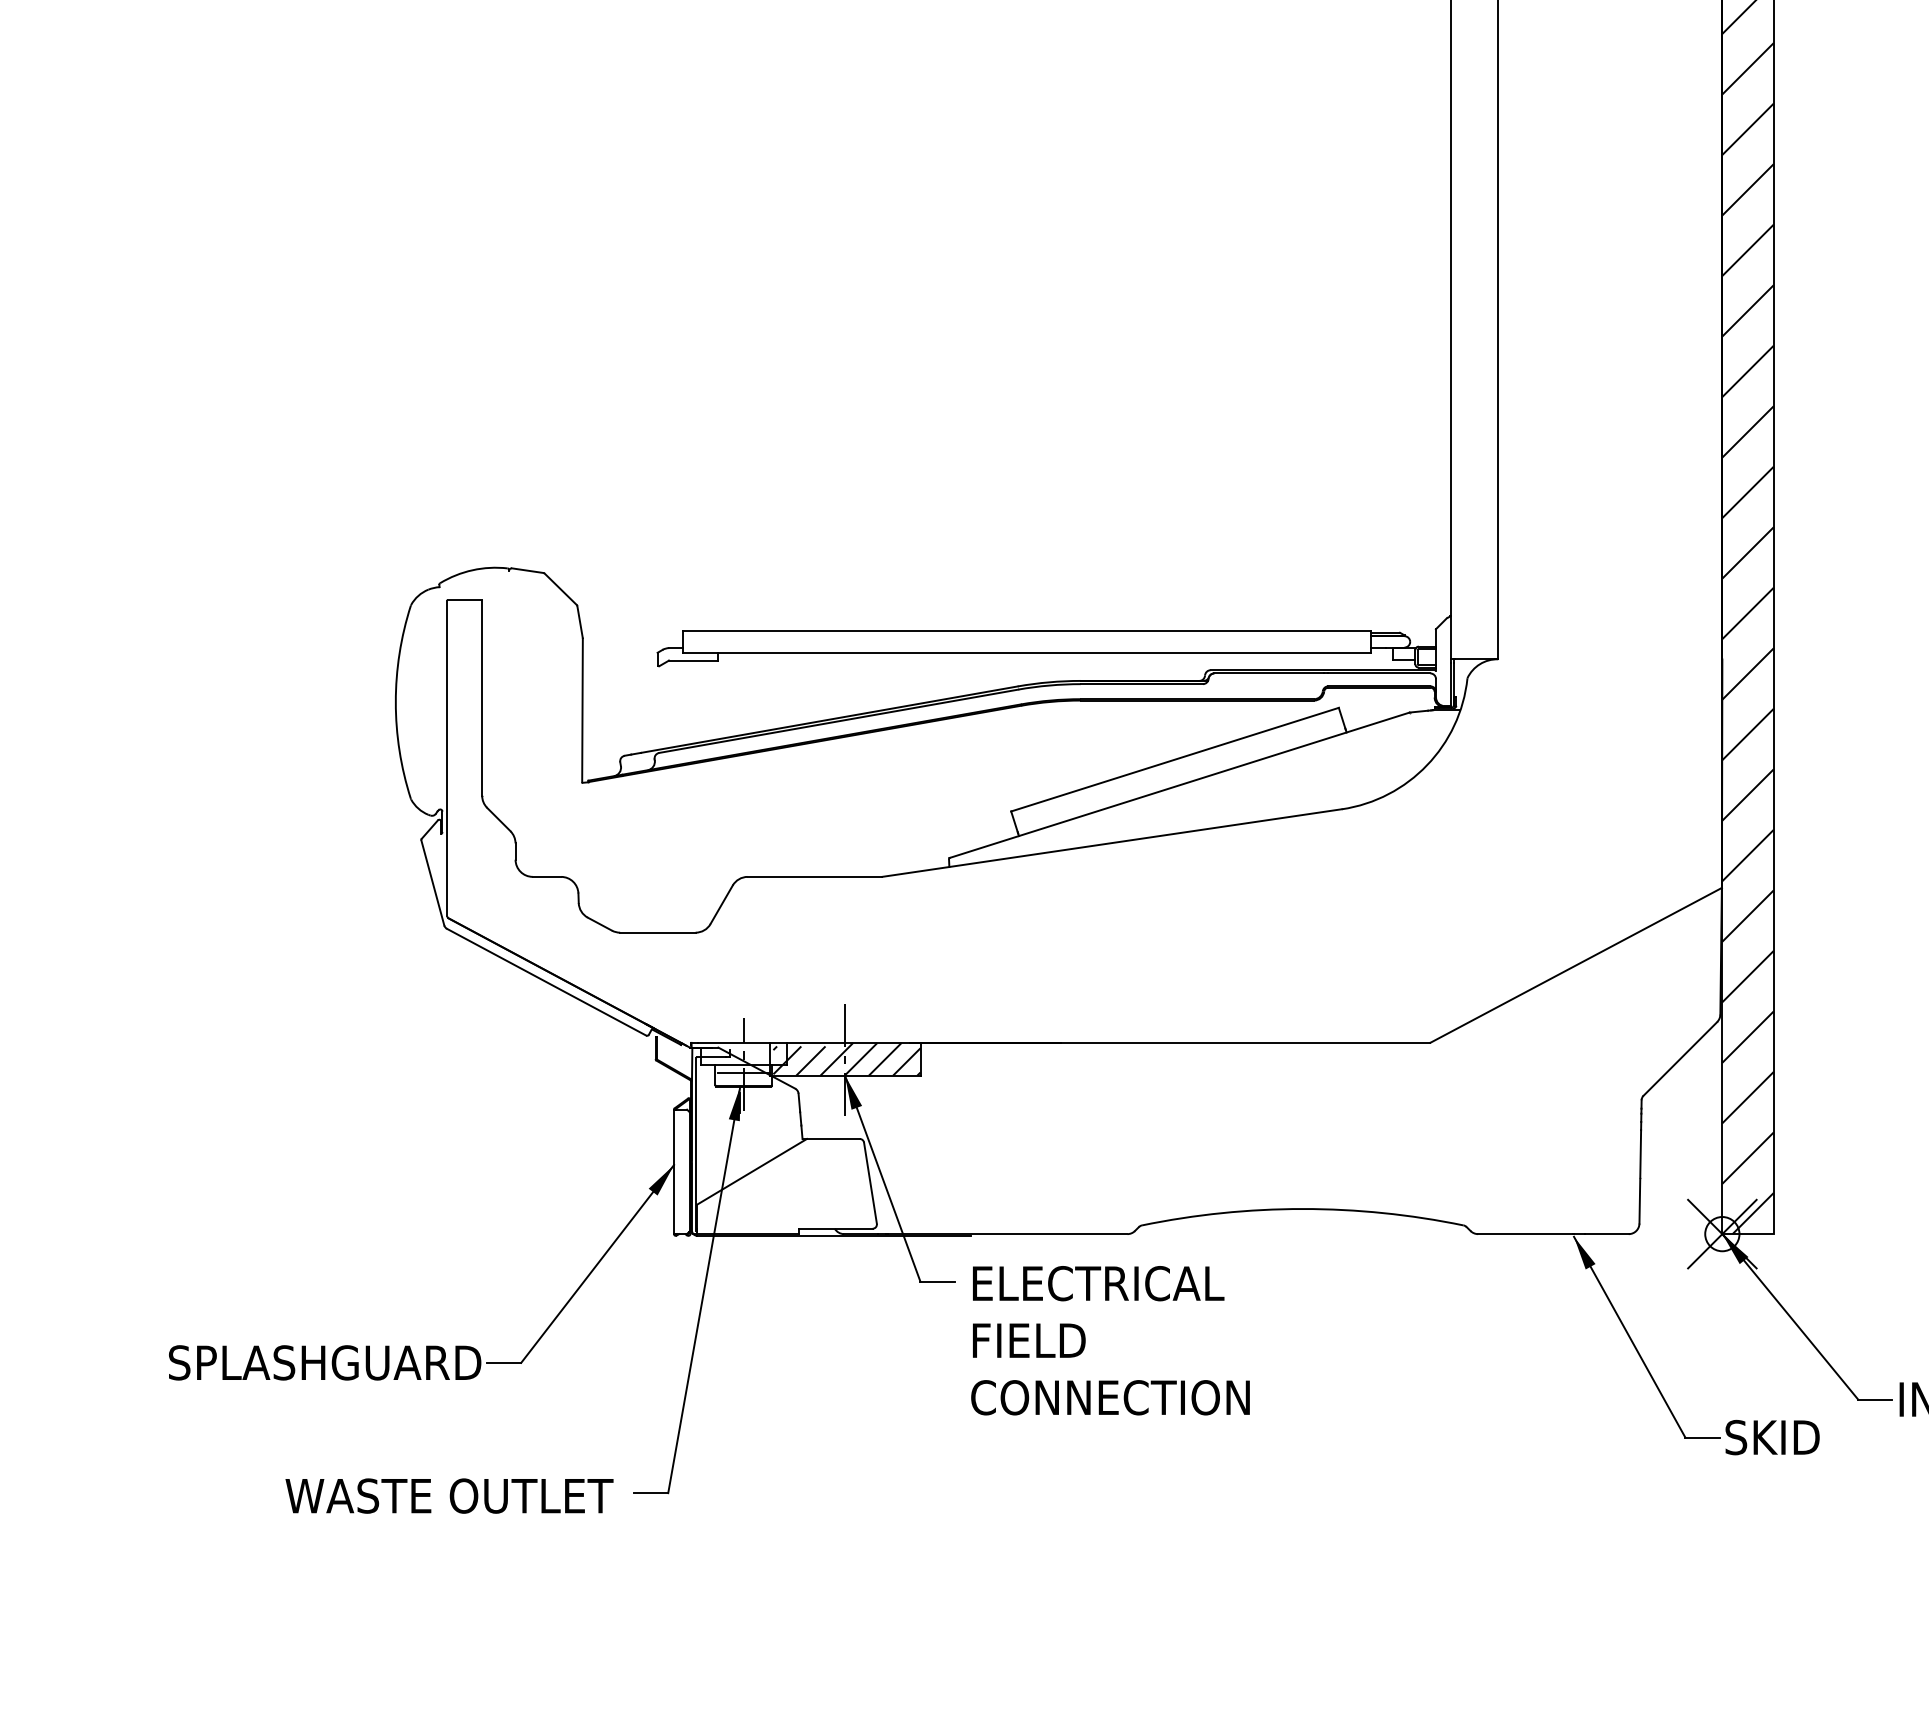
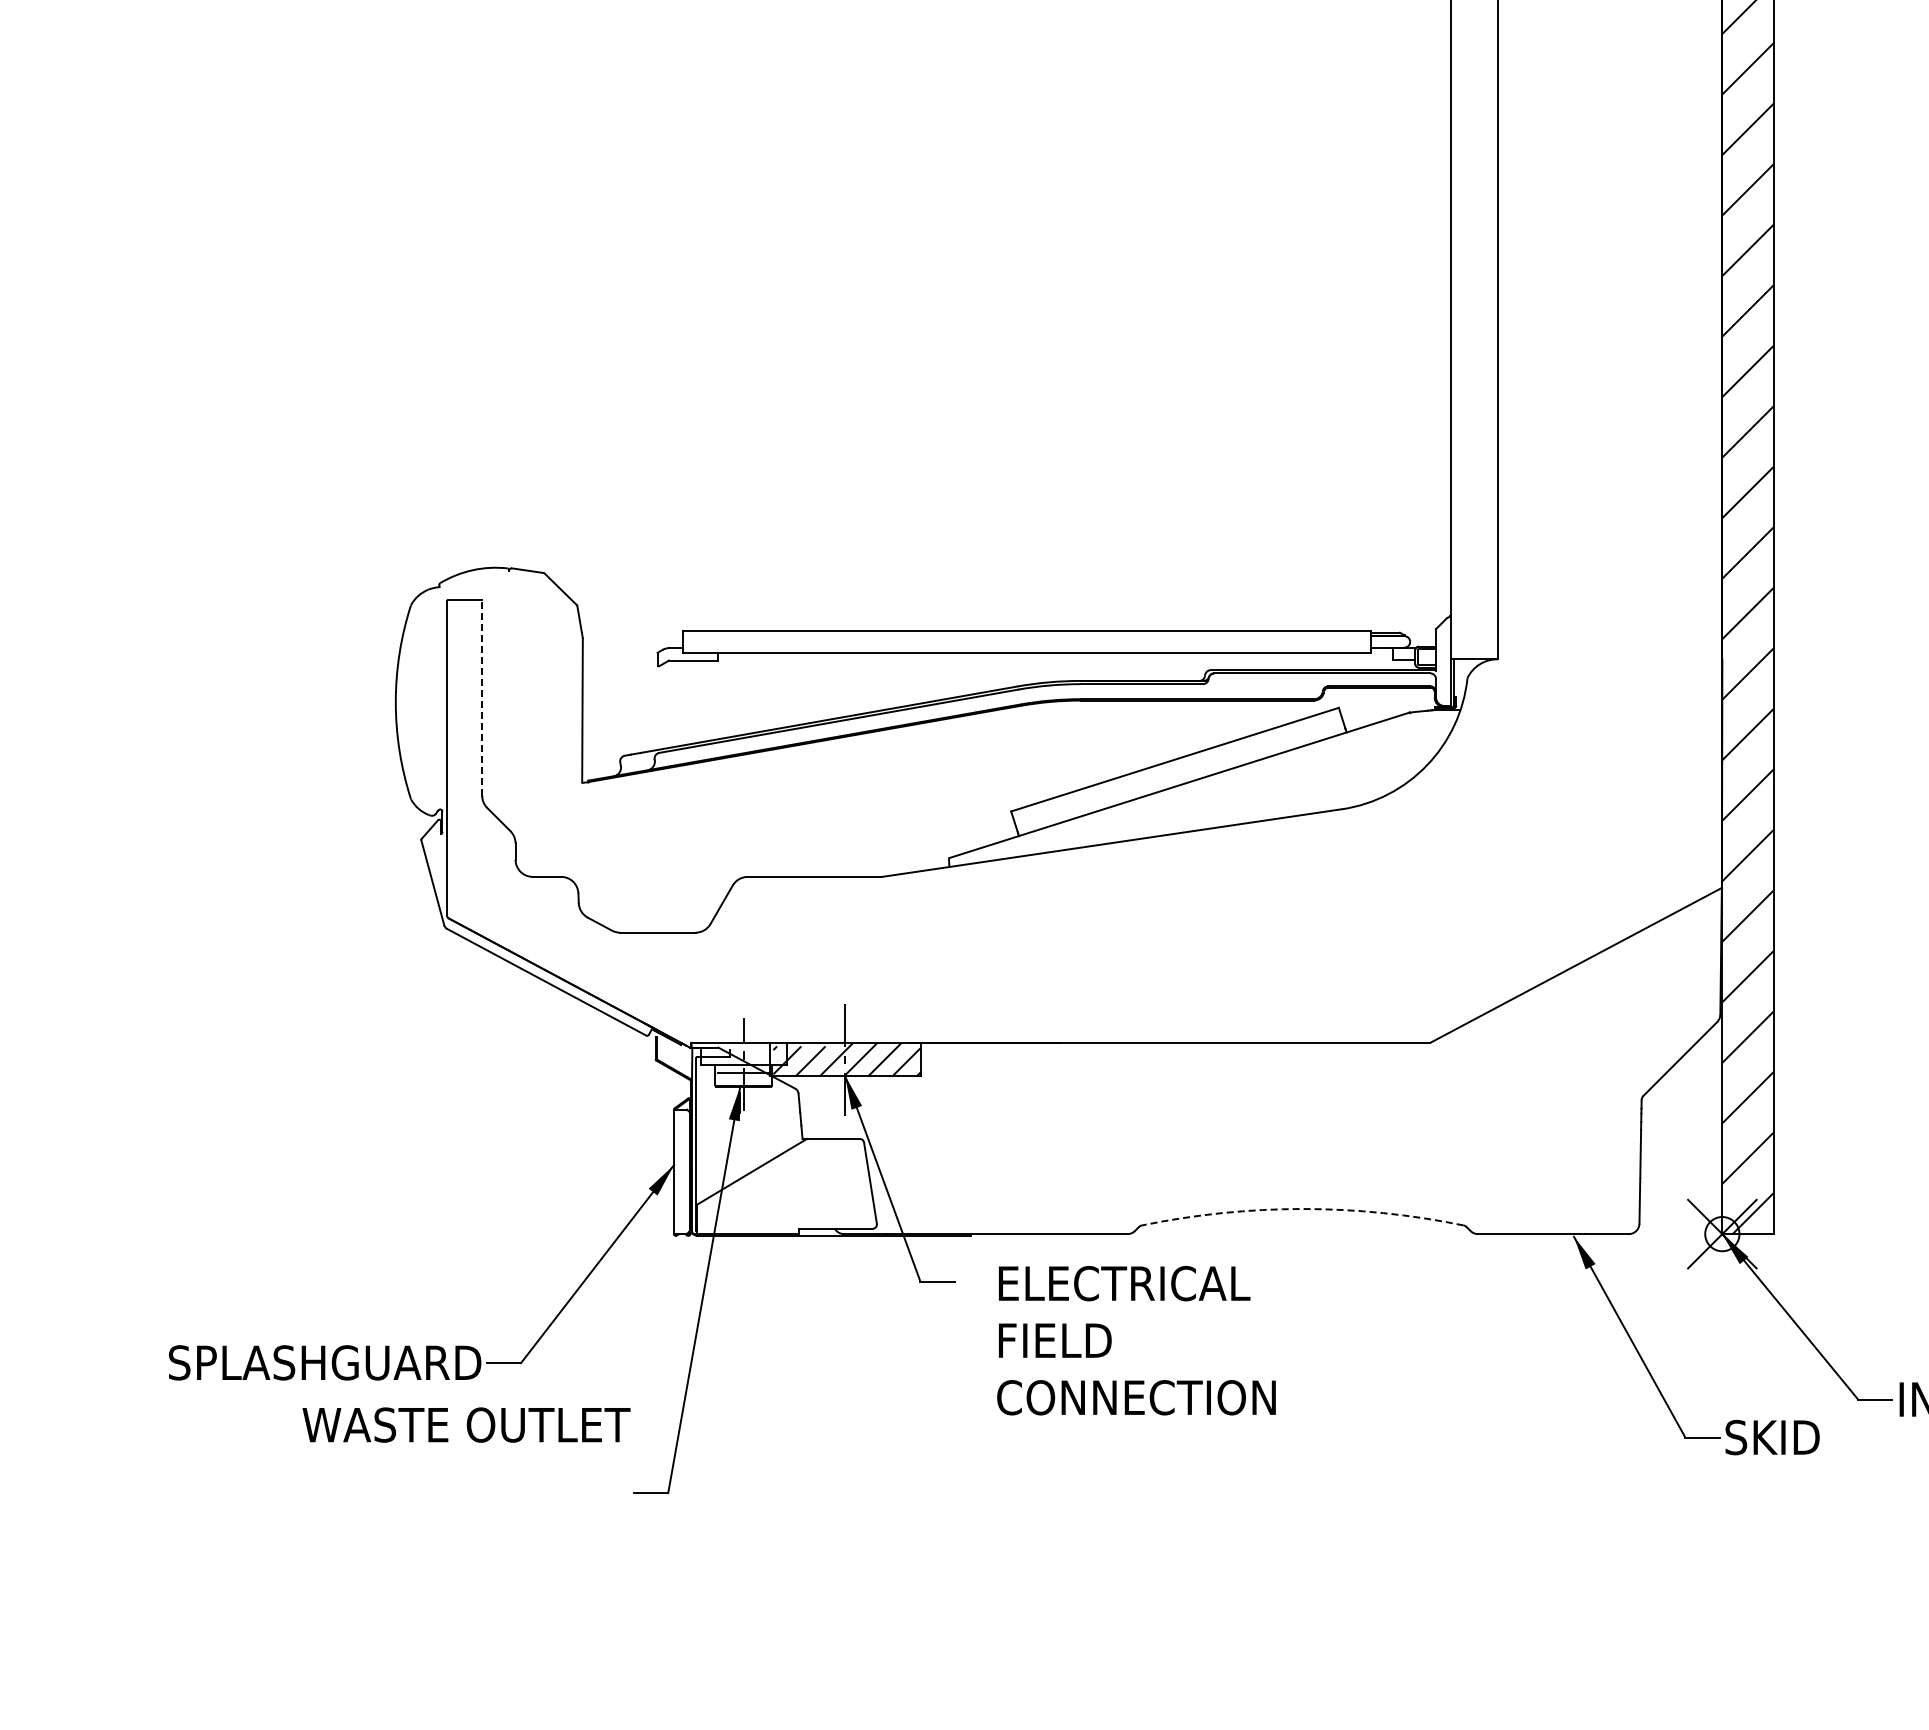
line: solid -> dashed (482, 698)
arc: solid -> dashed (1302, 1209)
text position: (1110, 1340) -> (1136, 1340) (1136, 1340)
text position: (449, 1495) -> (466, 1424) (466, 1424)
